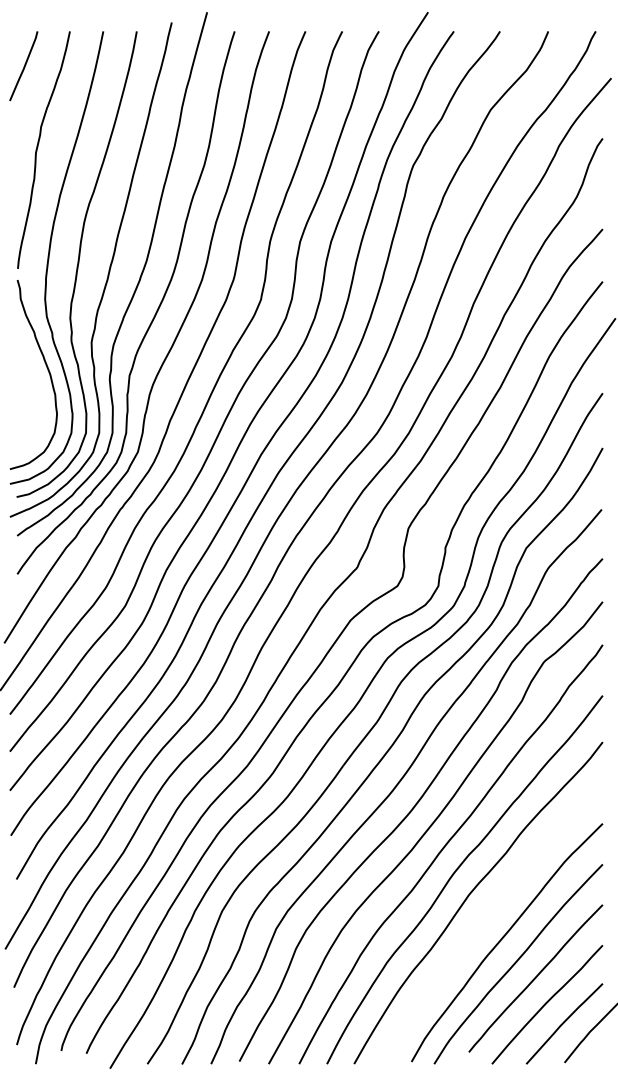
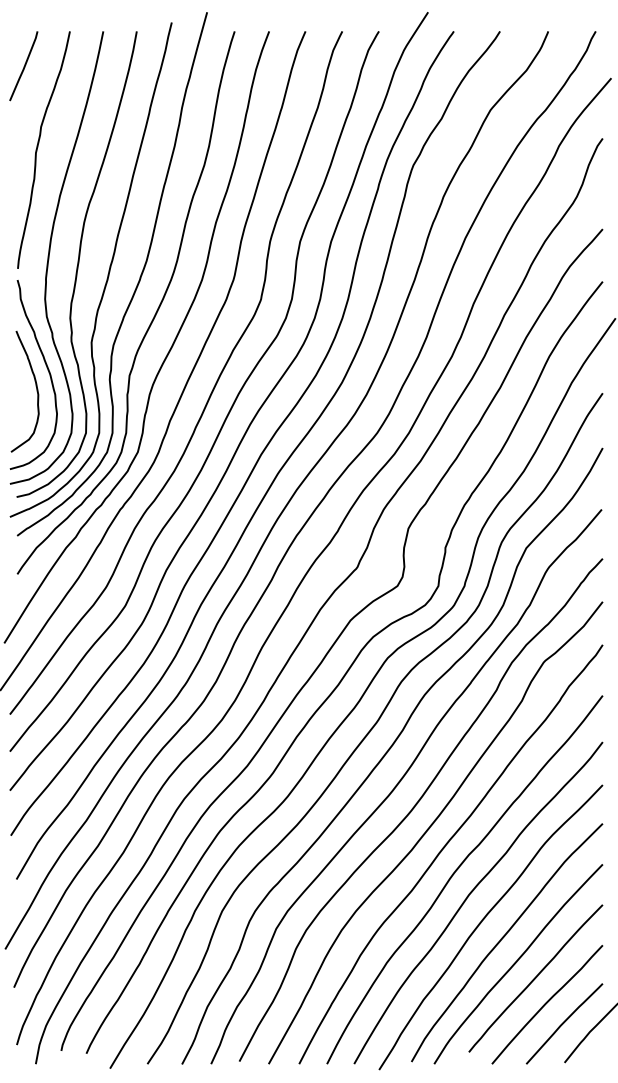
curve: none -> present (36, 391)
curve: none -> present (481, 923)
